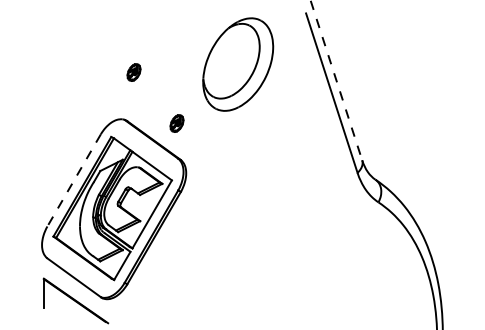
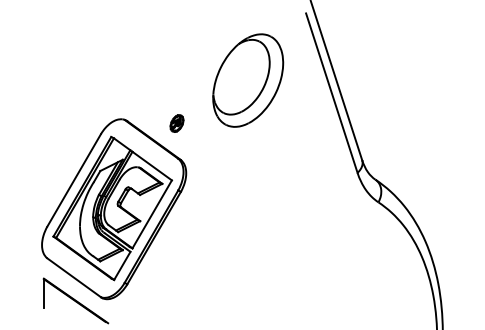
part position: (238, 64) -> (248, 80) (248, 80)
part: present -> none (133, 72)
line: dashed -> solid (336, 80)
line: dashed -> solid (73, 180)
